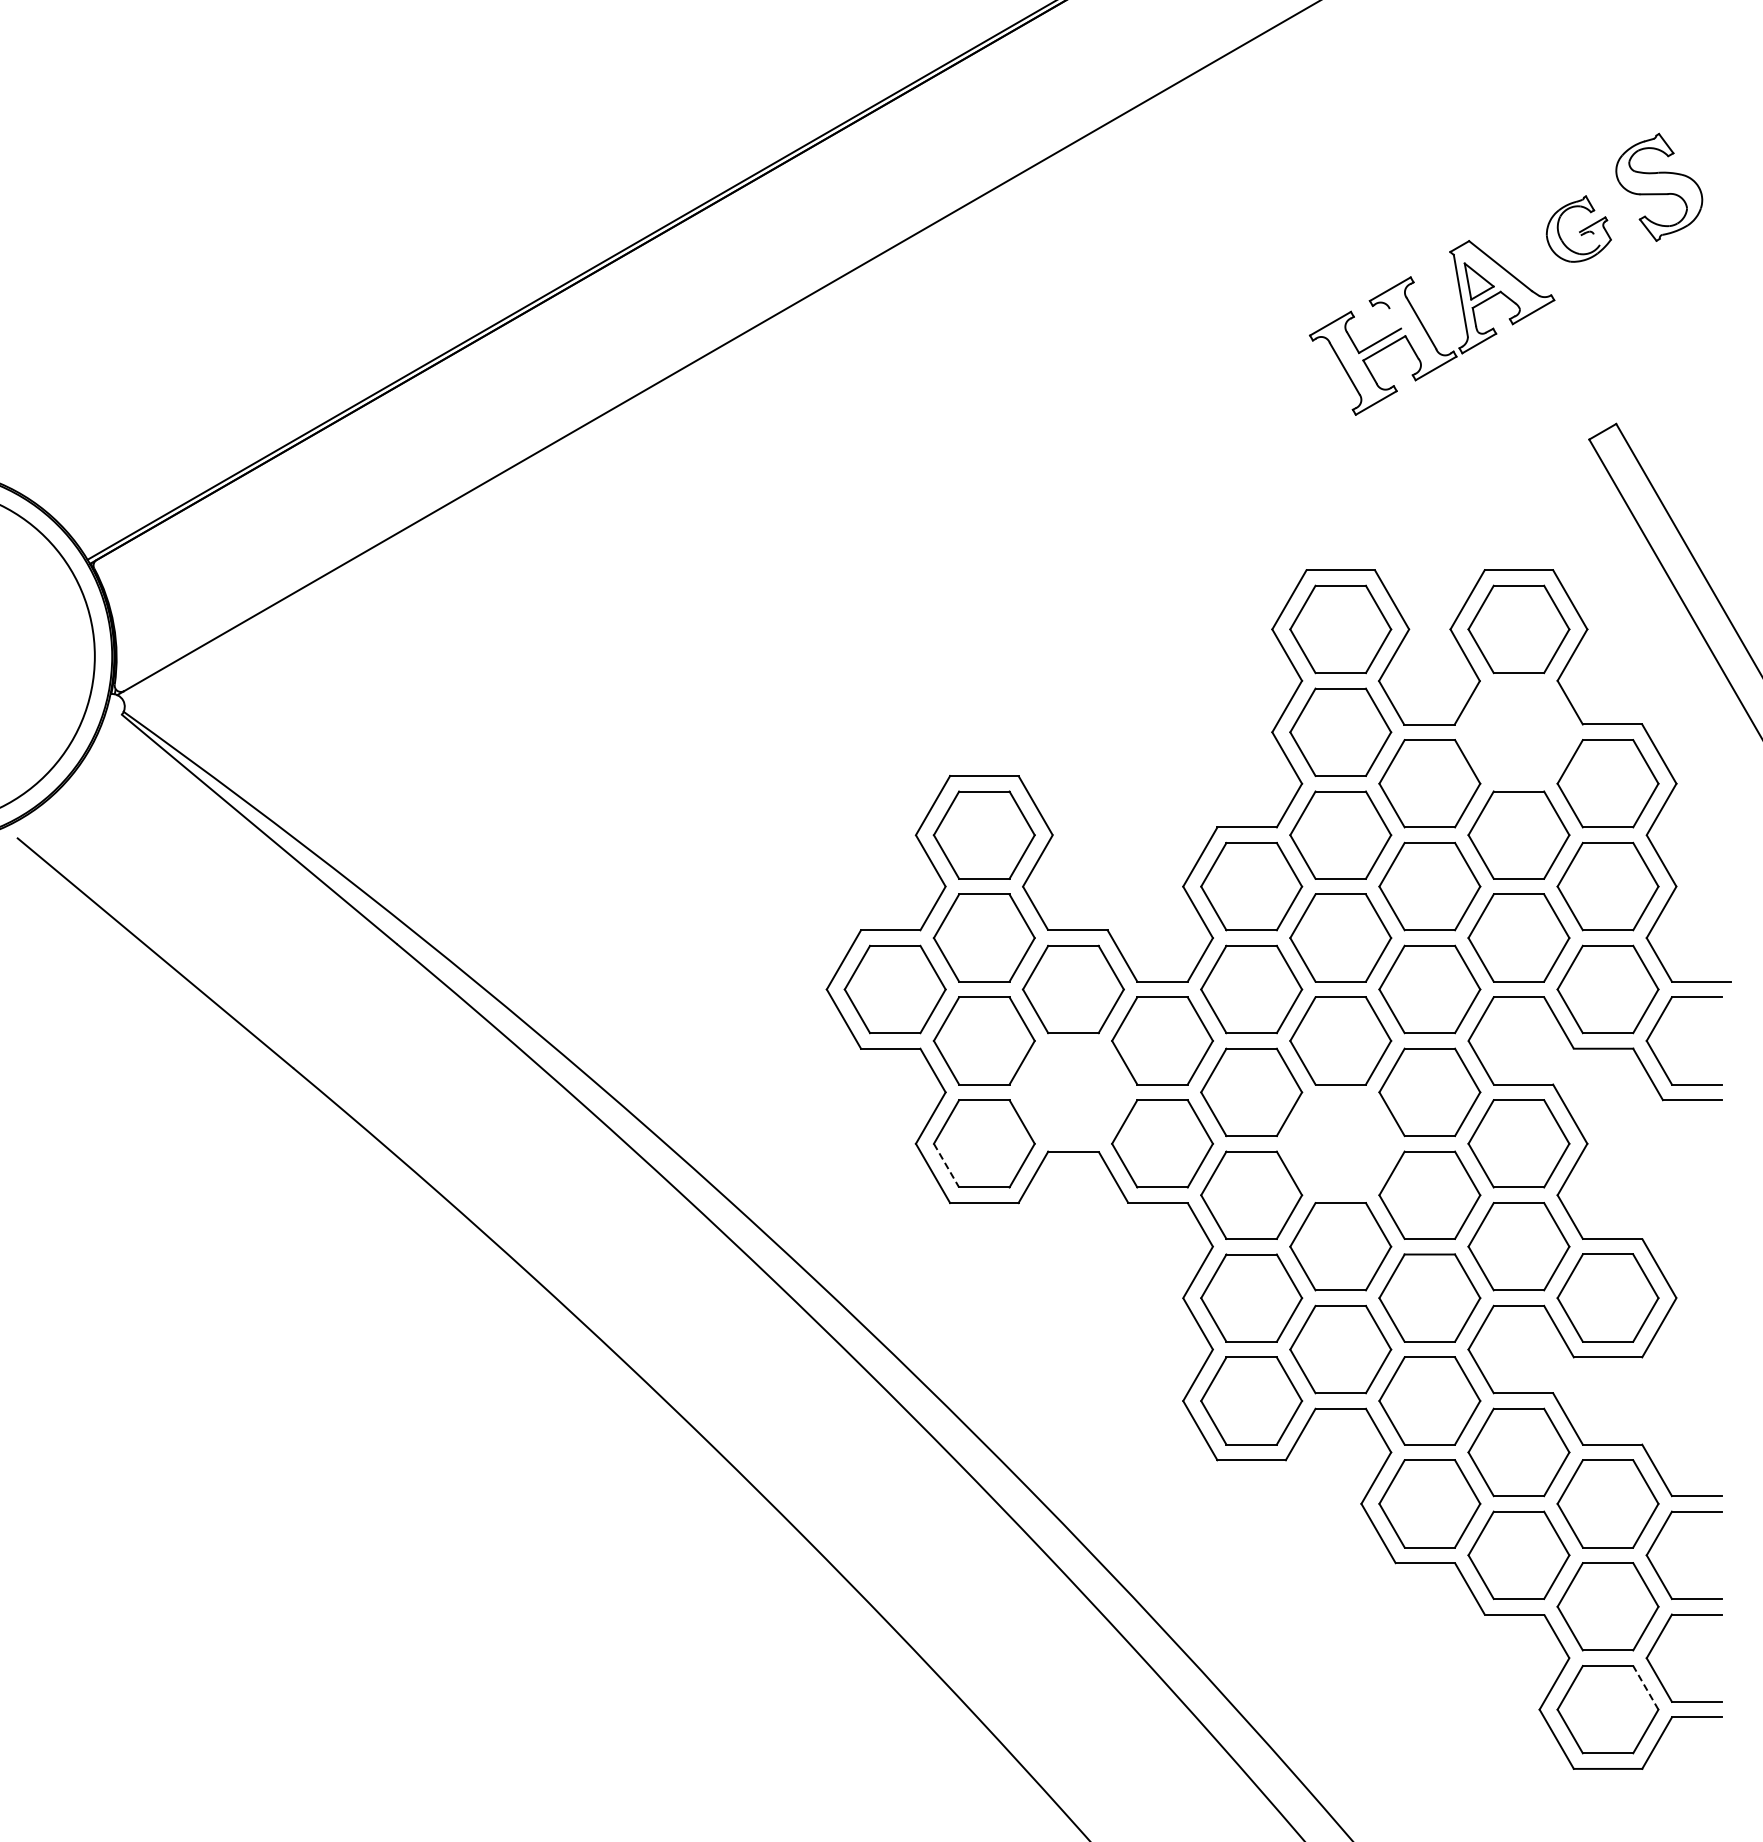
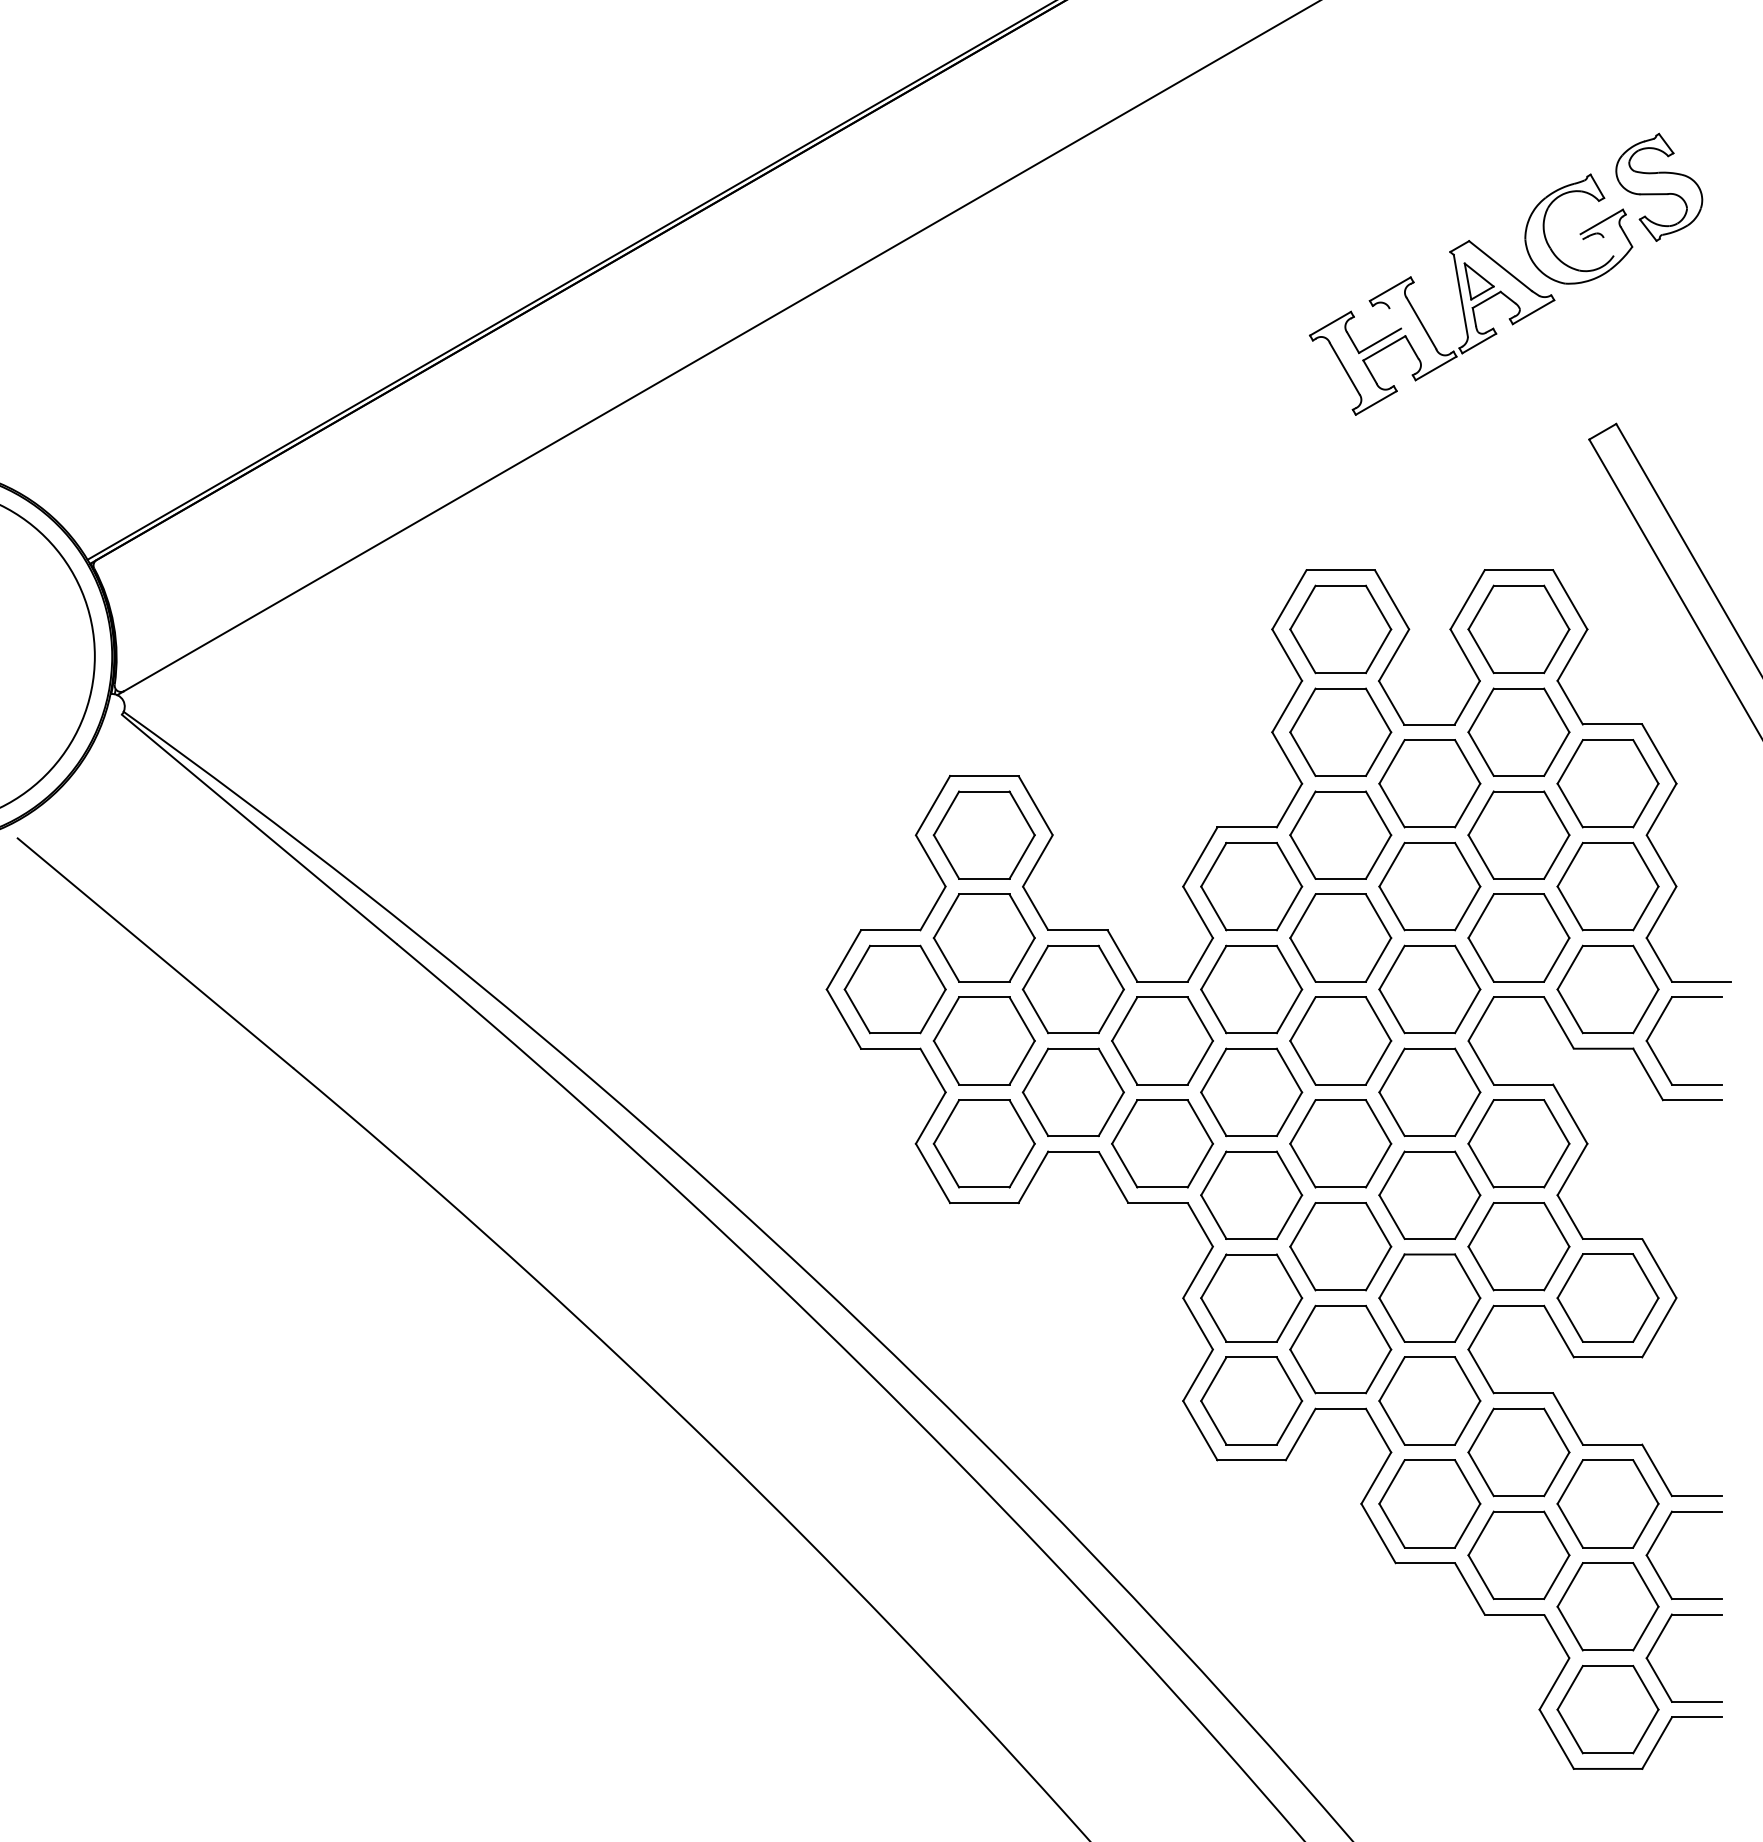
part size: 67x68 px -> 110x112 px (1578, 228)
part: none -> present (1518, 731)
part: none -> present (1072, 1091)
part: none -> present (1340, 1143)
line: dashed -> solid (946, 1166)
line: dashed -> solid (1645, 1687)
